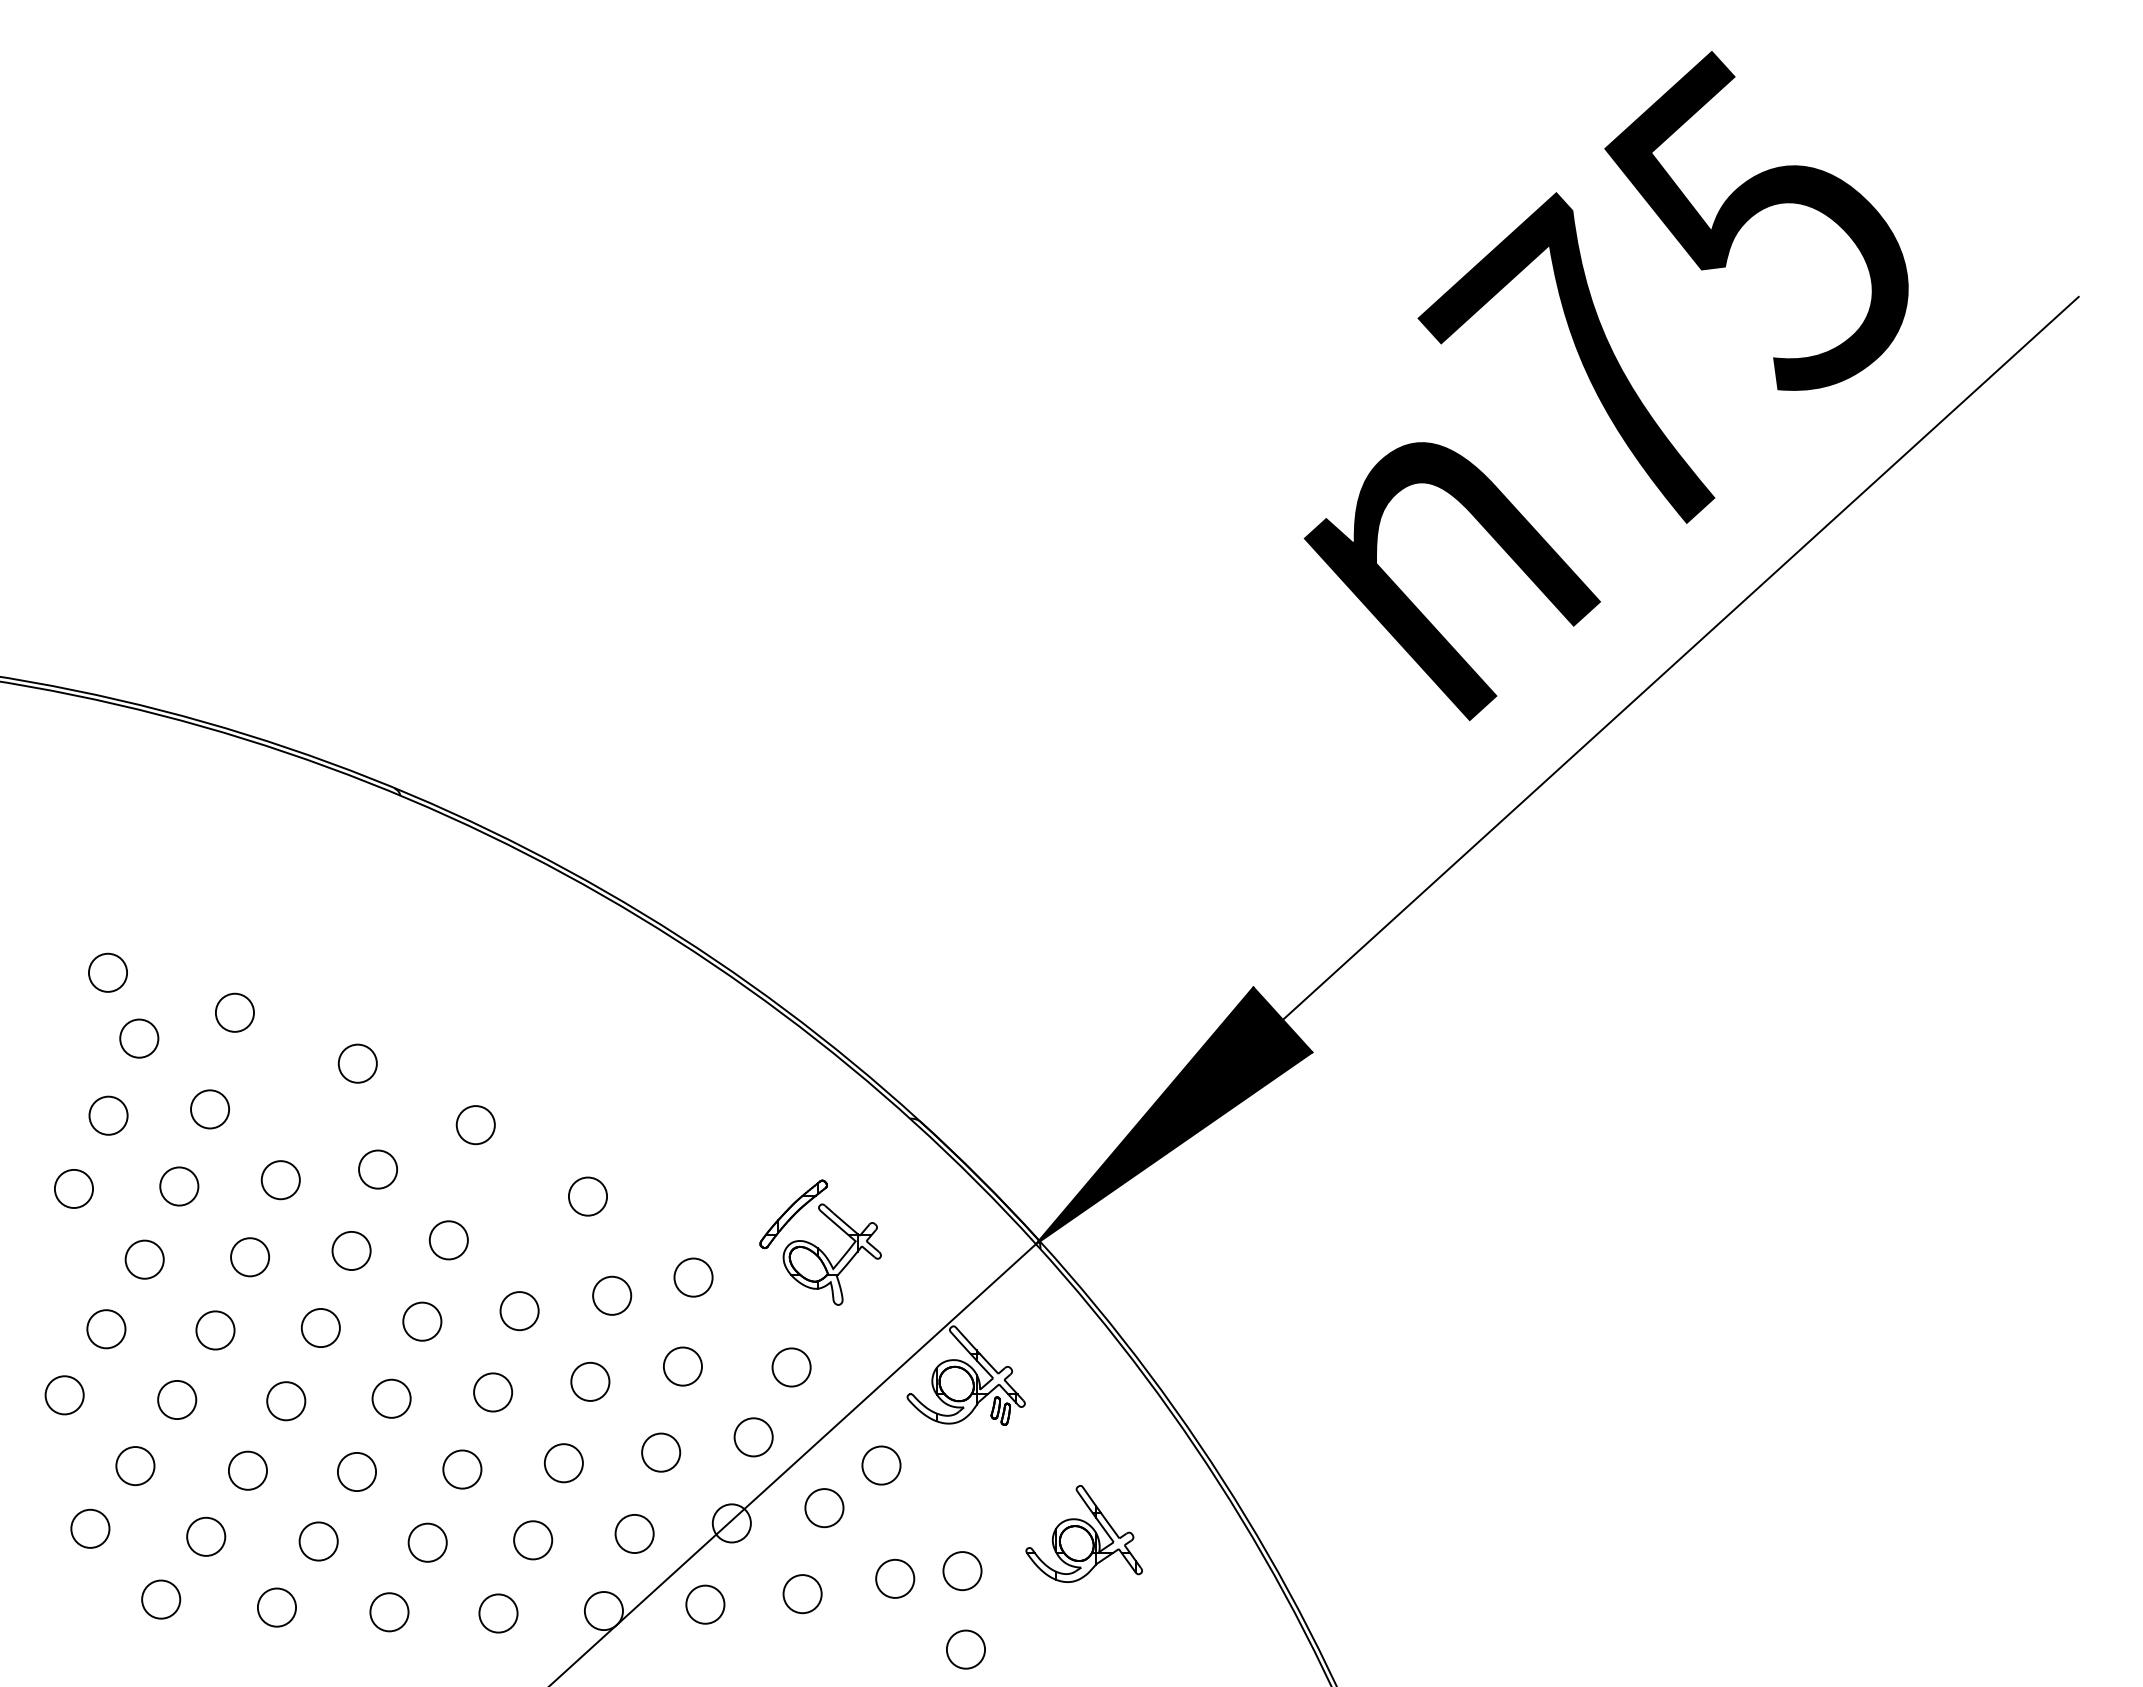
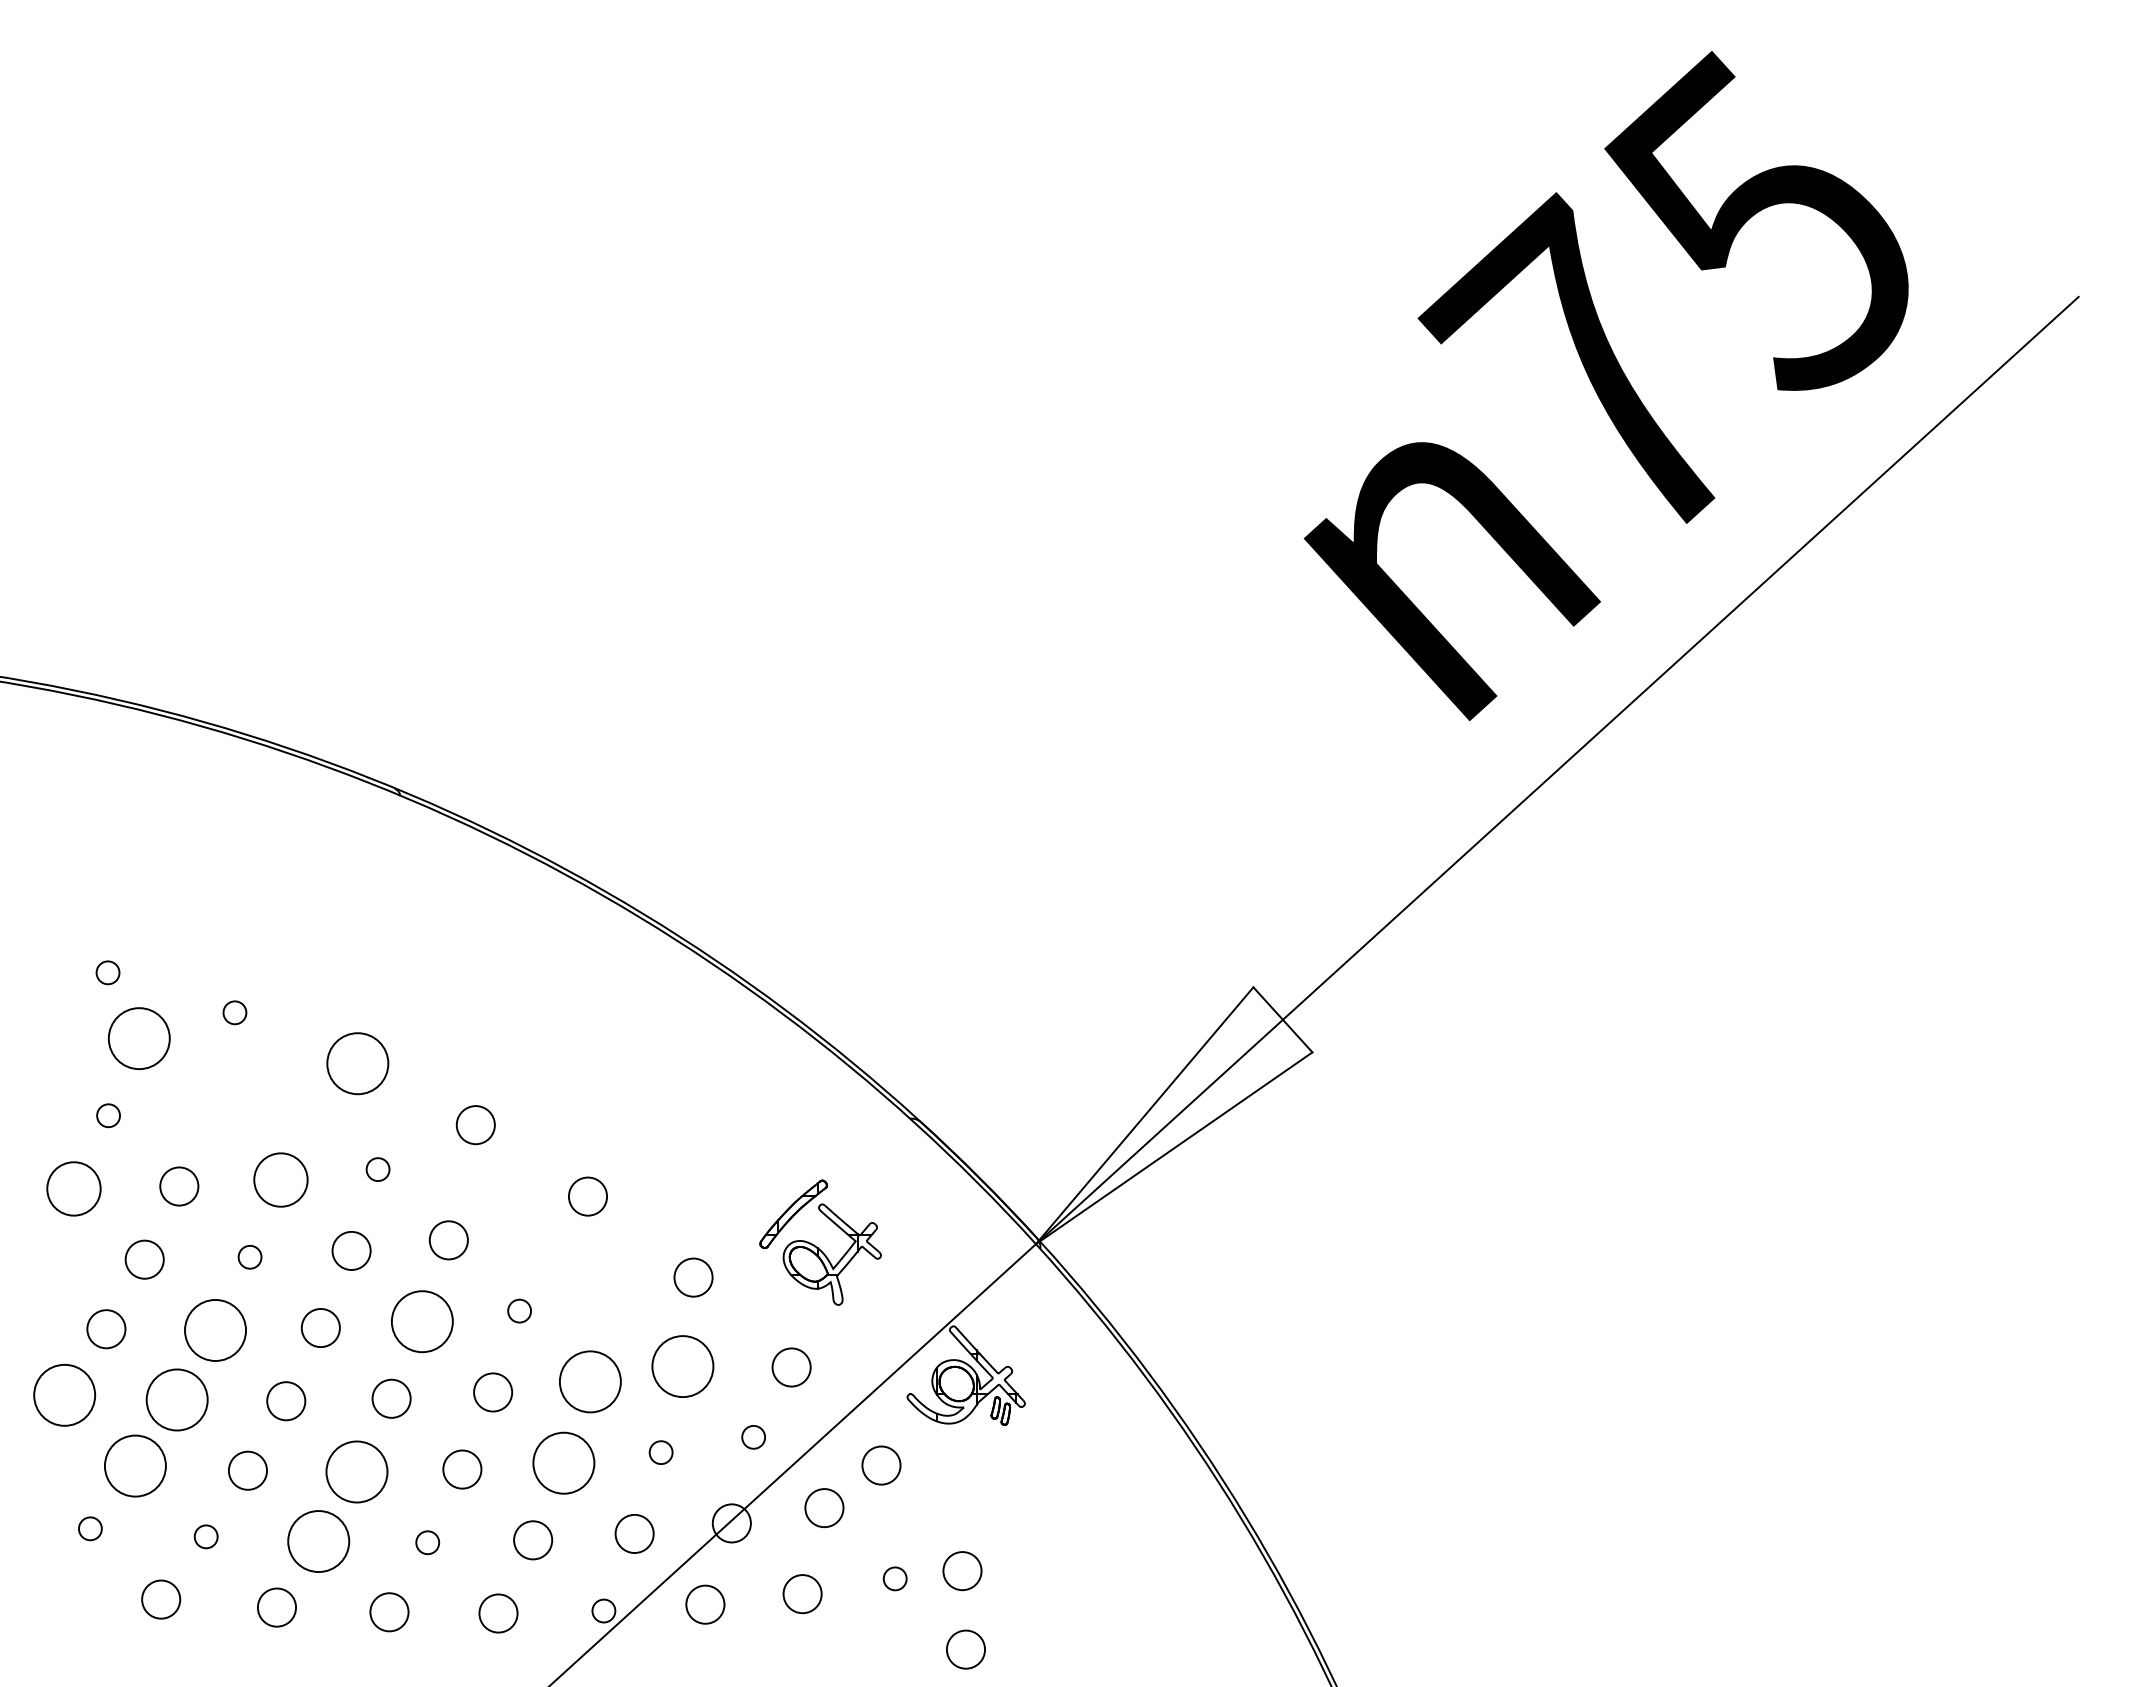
circle diameter: 38 px -> 23 px (107, 972)
circle diameter: 38 px -> 23 px (234, 1012)
circle diameter: 38 px -> 61 px (138, 1038)
circle diameter: 38 px -> 61 px (357, 1063)
circle: present -> none (209, 1109)
circle diameter: 38 px -> 23 px (108, 1115)
fill: present -> none (1174, 1115)
circle diameter: 38 px -> 23 px (377, 1169)
circle size: 41x41 px -> 56x56 px (280, 1179)
circle diameter: 38 px -> 53 px (73, 1188)
circle diameter: 38 px -> 23 px (249, 1256)
circle: present -> none (612, 1295)
circle diameter: 38 px -> 23 px (519, 1310)
circle diameter: 38 px -> 61 px (421, 1321)
circle diameter: 38 px -> 61 px (215, 1329)
circle diameter: 38 px -> 61 px (682, 1366)
circle diameter: 38 px -> 61 px (589, 1381)
circle diameter: 38 px -> 61 px (64, 1394)
circle diameter: 38 px -> 61 px (176, 1399)
circle diameter: 38 px -> 23 px (753, 1436)
circle diameter: 38 px -> 23 px (660, 1452)
circle diameter: 38 px -> 61 px (563, 1462)
circle diameter: 38 px -> 61 px (134, 1465)
circle diameter: 38 px -> 61 px (356, 1471)
circle diameter: 38 px -> 23 px (90, 1528)
part: present -> none (1083, 1533)
circle diameter: 38 px -> 23 px (205, 1536)
circle diameter: 38 px -> 61 px (318, 1541)
circle diameter: 38 px -> 23 px (427, 1542)
circle diameter: 38 px -> 23 px (894, 1578)
circle diameter: 38 px -> 23 px (603, 1610)
